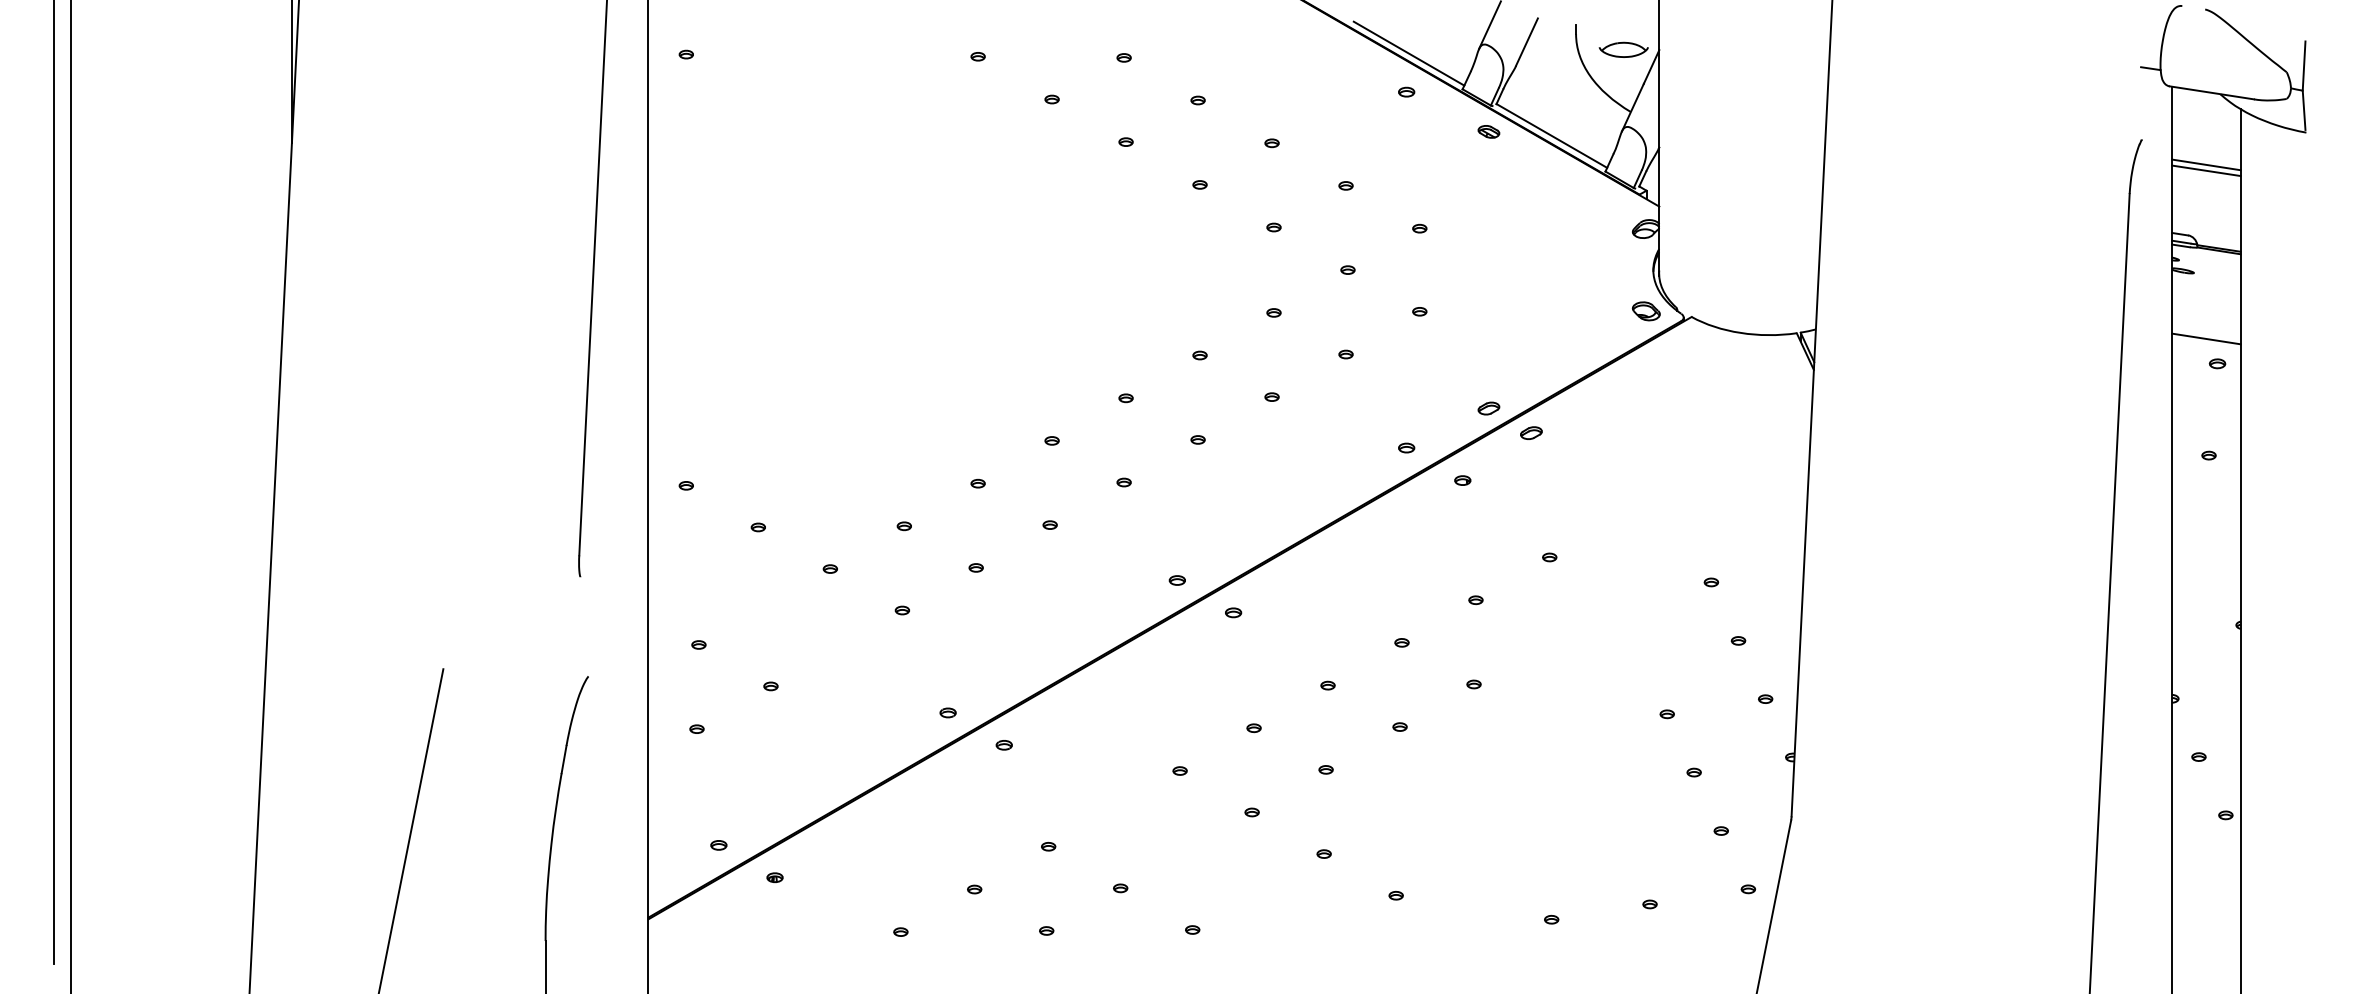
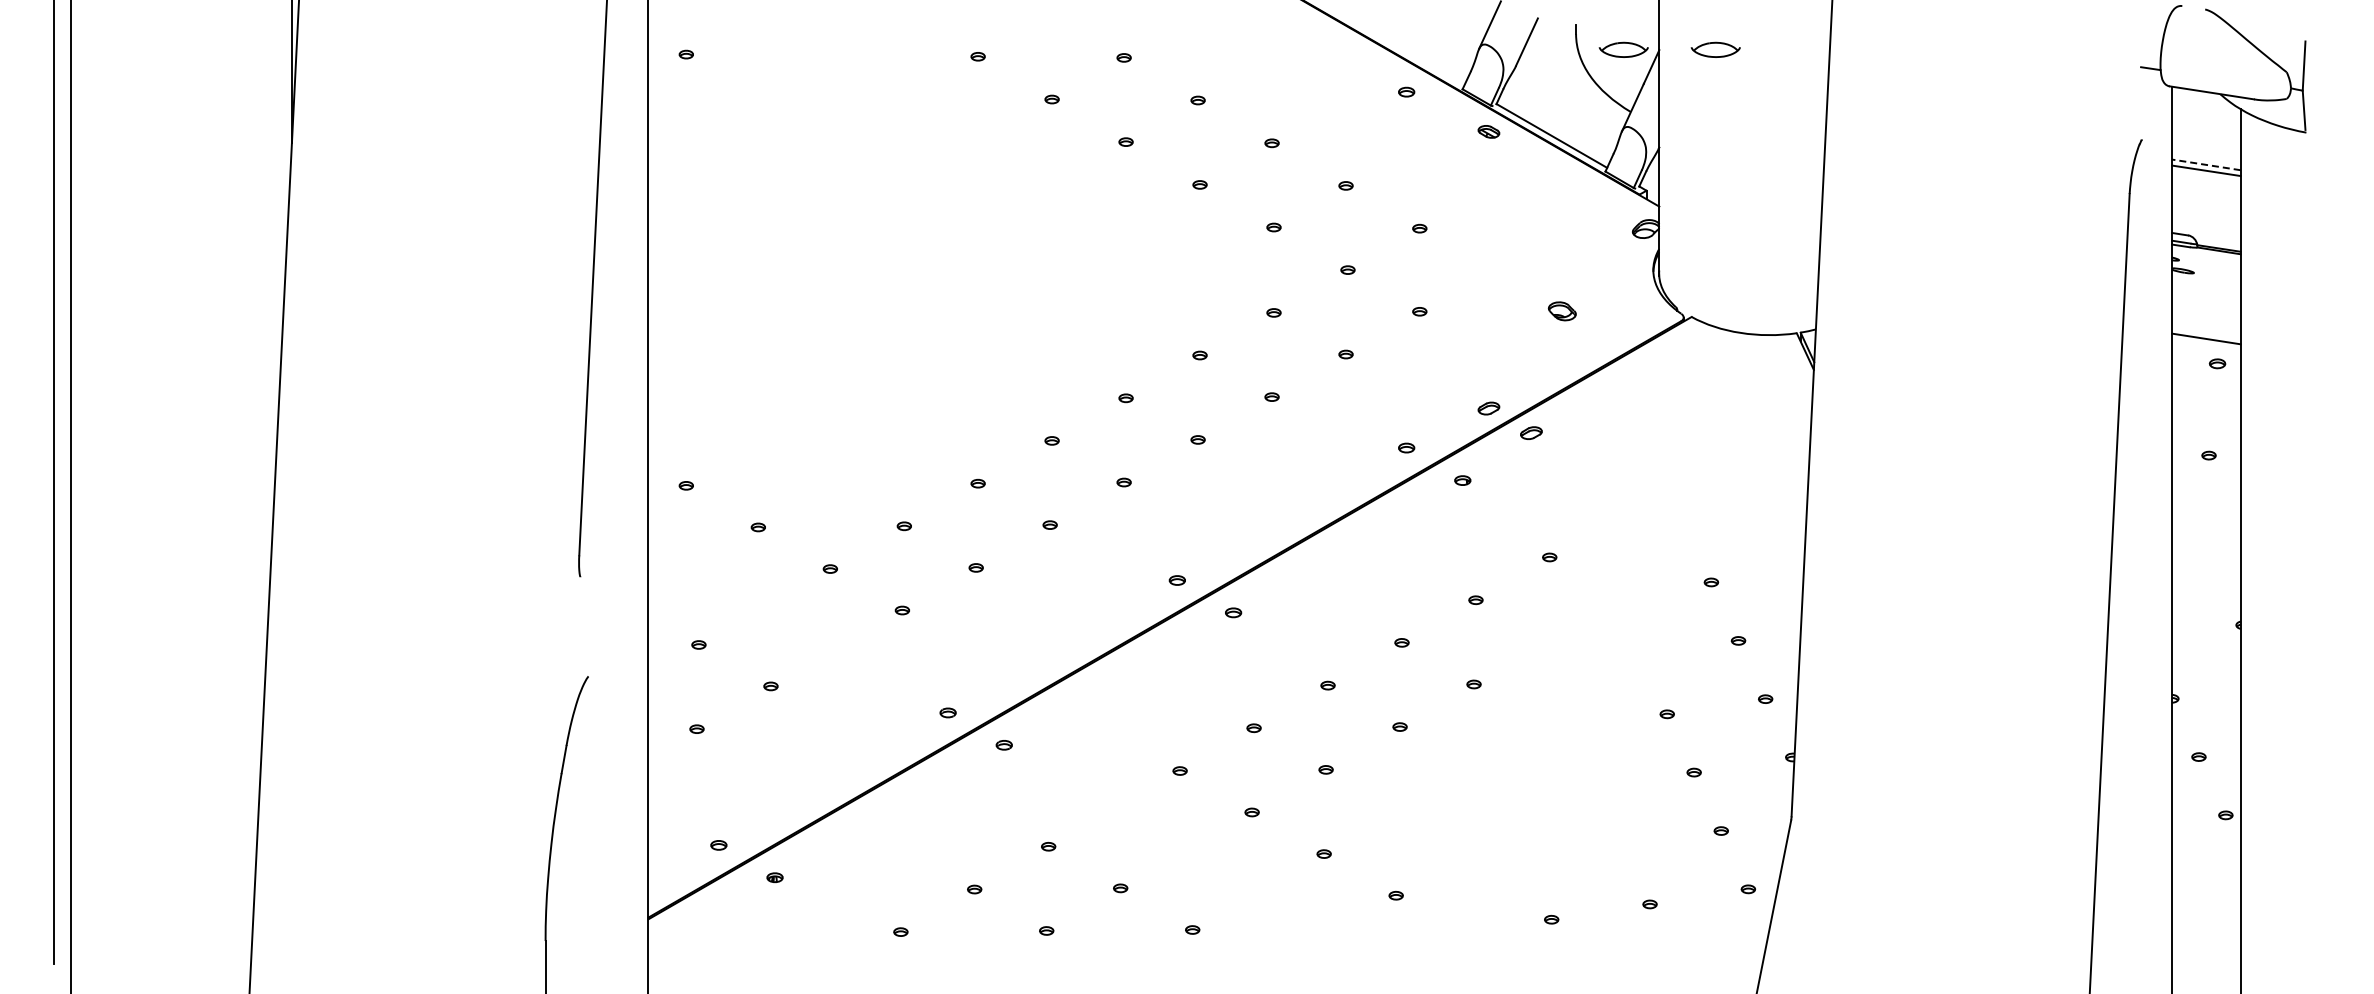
part: none -> present (1715, 49)
line: present -> none (1408, 53)
line: solid -> dashed (2206, 164)
part position: (1645, 311) -> (1561, 311) (1561, 311)
line: present -> none (411, 829)
